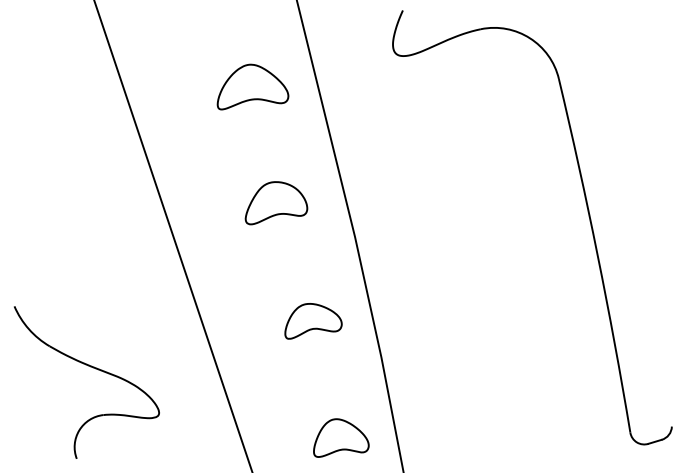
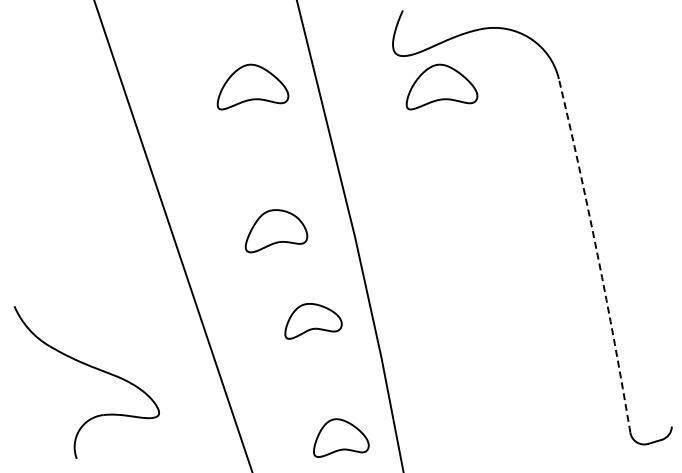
part: none -> present (441, 86)
part position: (276, 203) -> (276, 231) (276, 231)
arc: solid -> dashed (597, 255)
